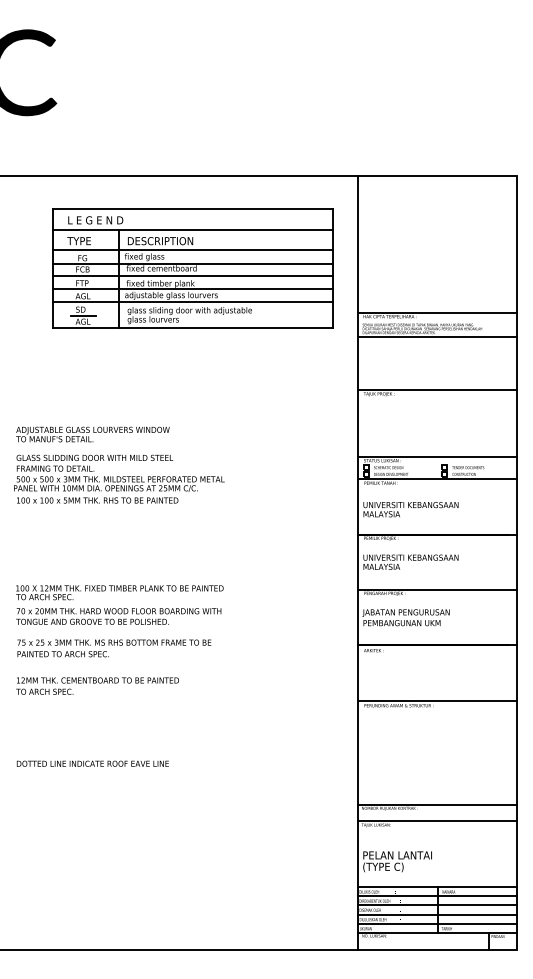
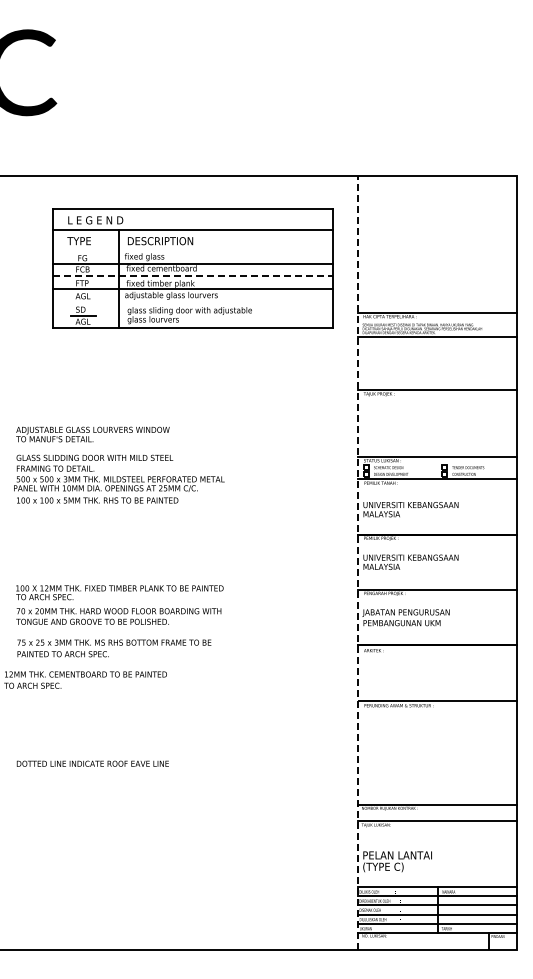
line: present -> none (192, 249)
line: solid -> dashed (193, 276)
line: present -> none (192, 301)
line: solid -> dashed (358, 562)
text position: (97, 685) -> (85, 679) (85, 679)
